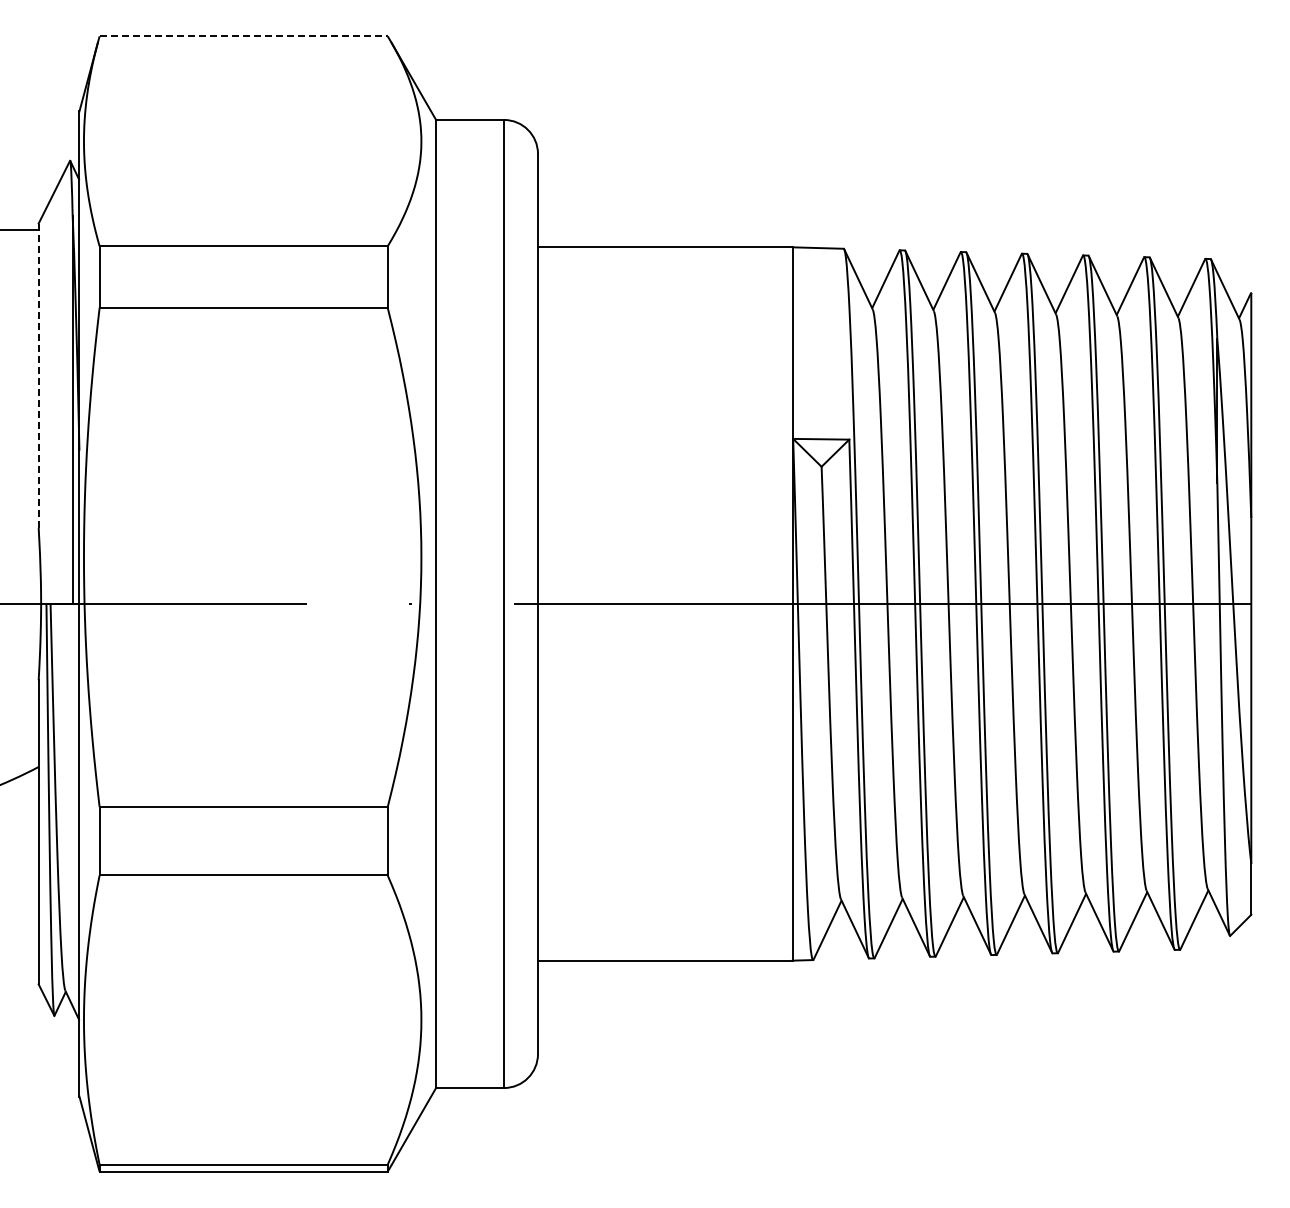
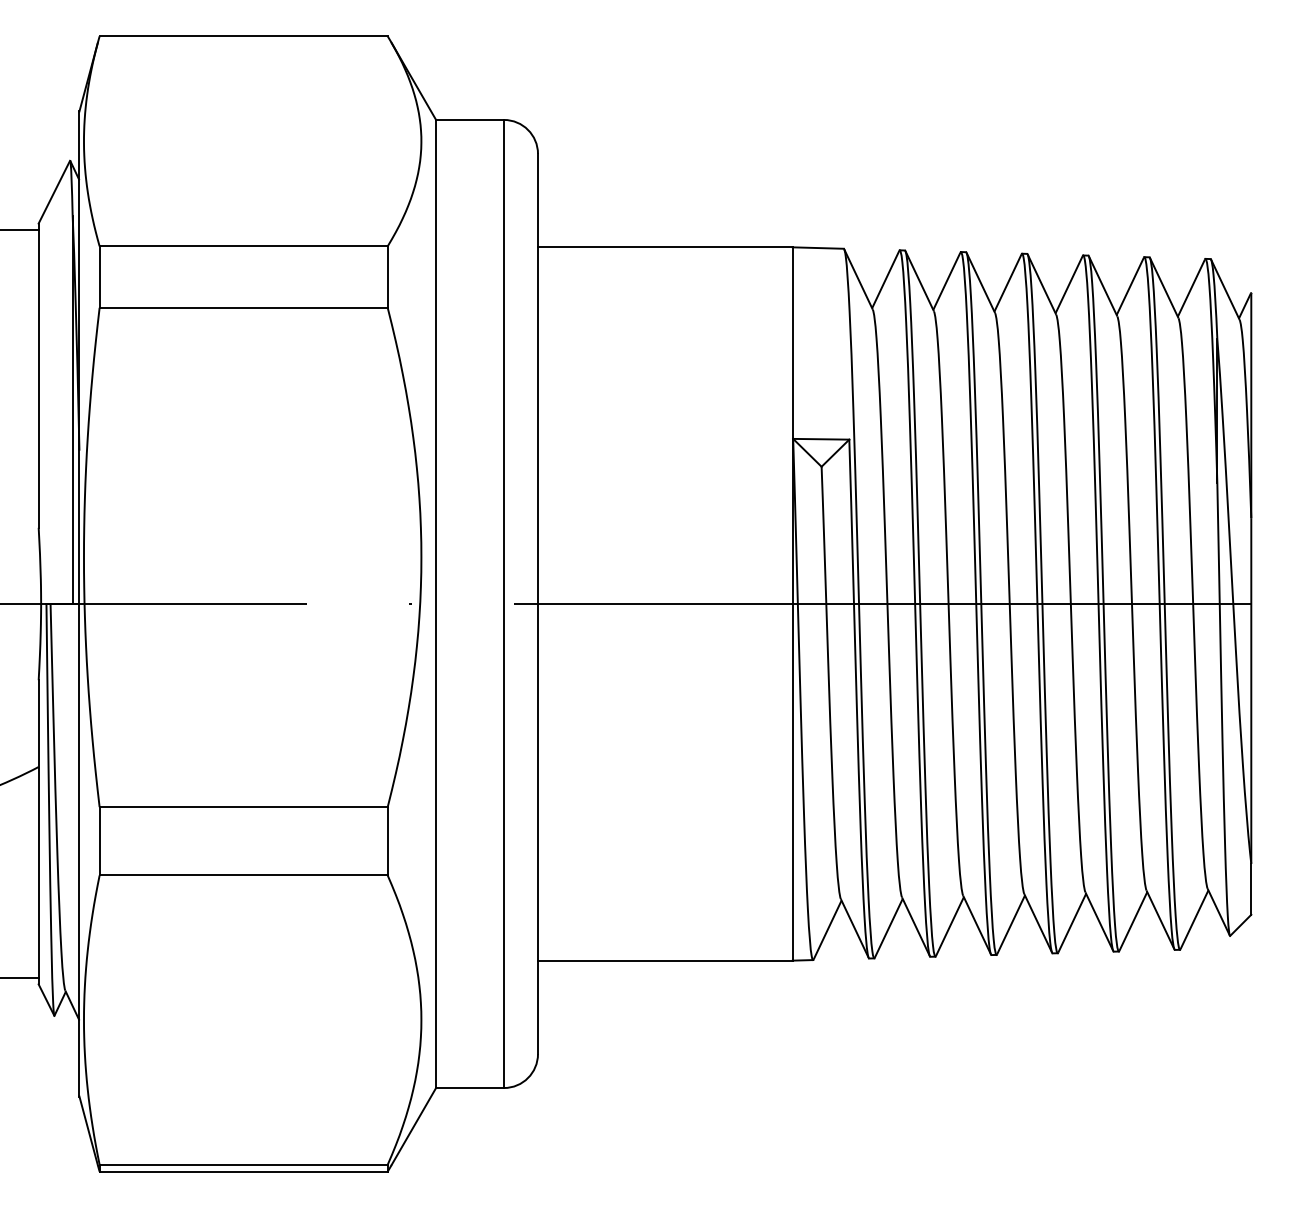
line: dashed -> solid (244, 36)
line: dashed -> solid (38, 375)
line: none -> present (20, 977)
